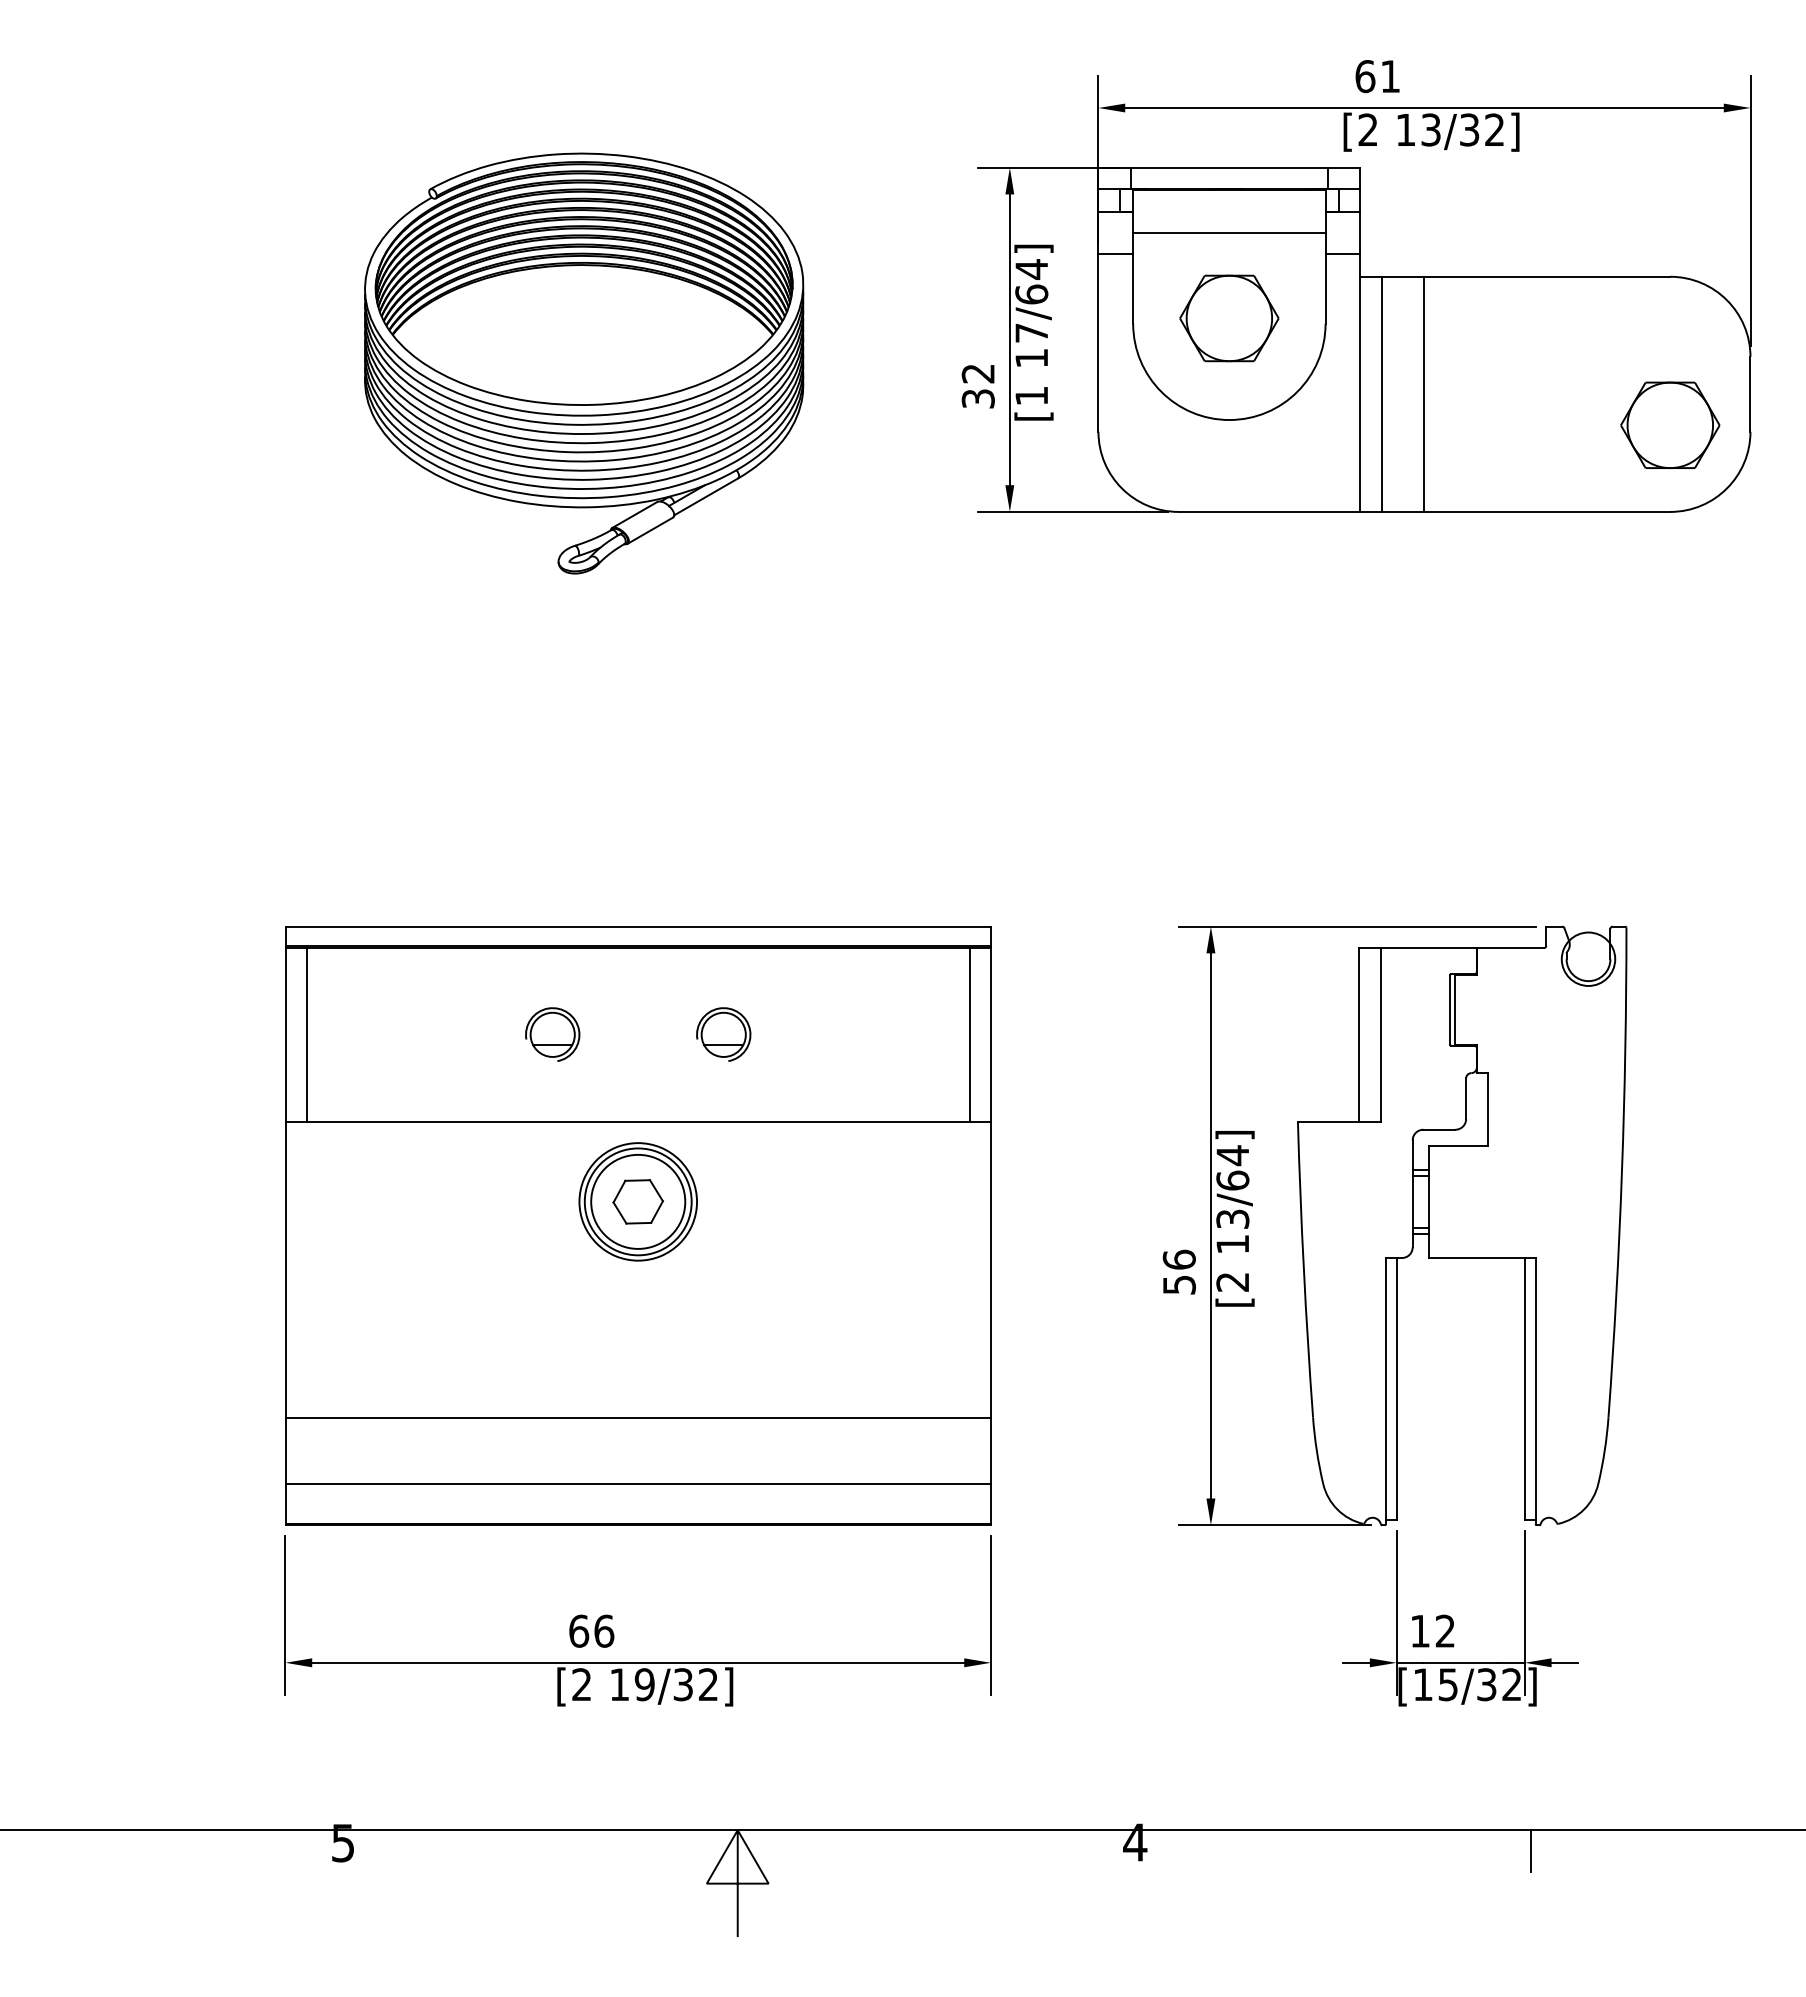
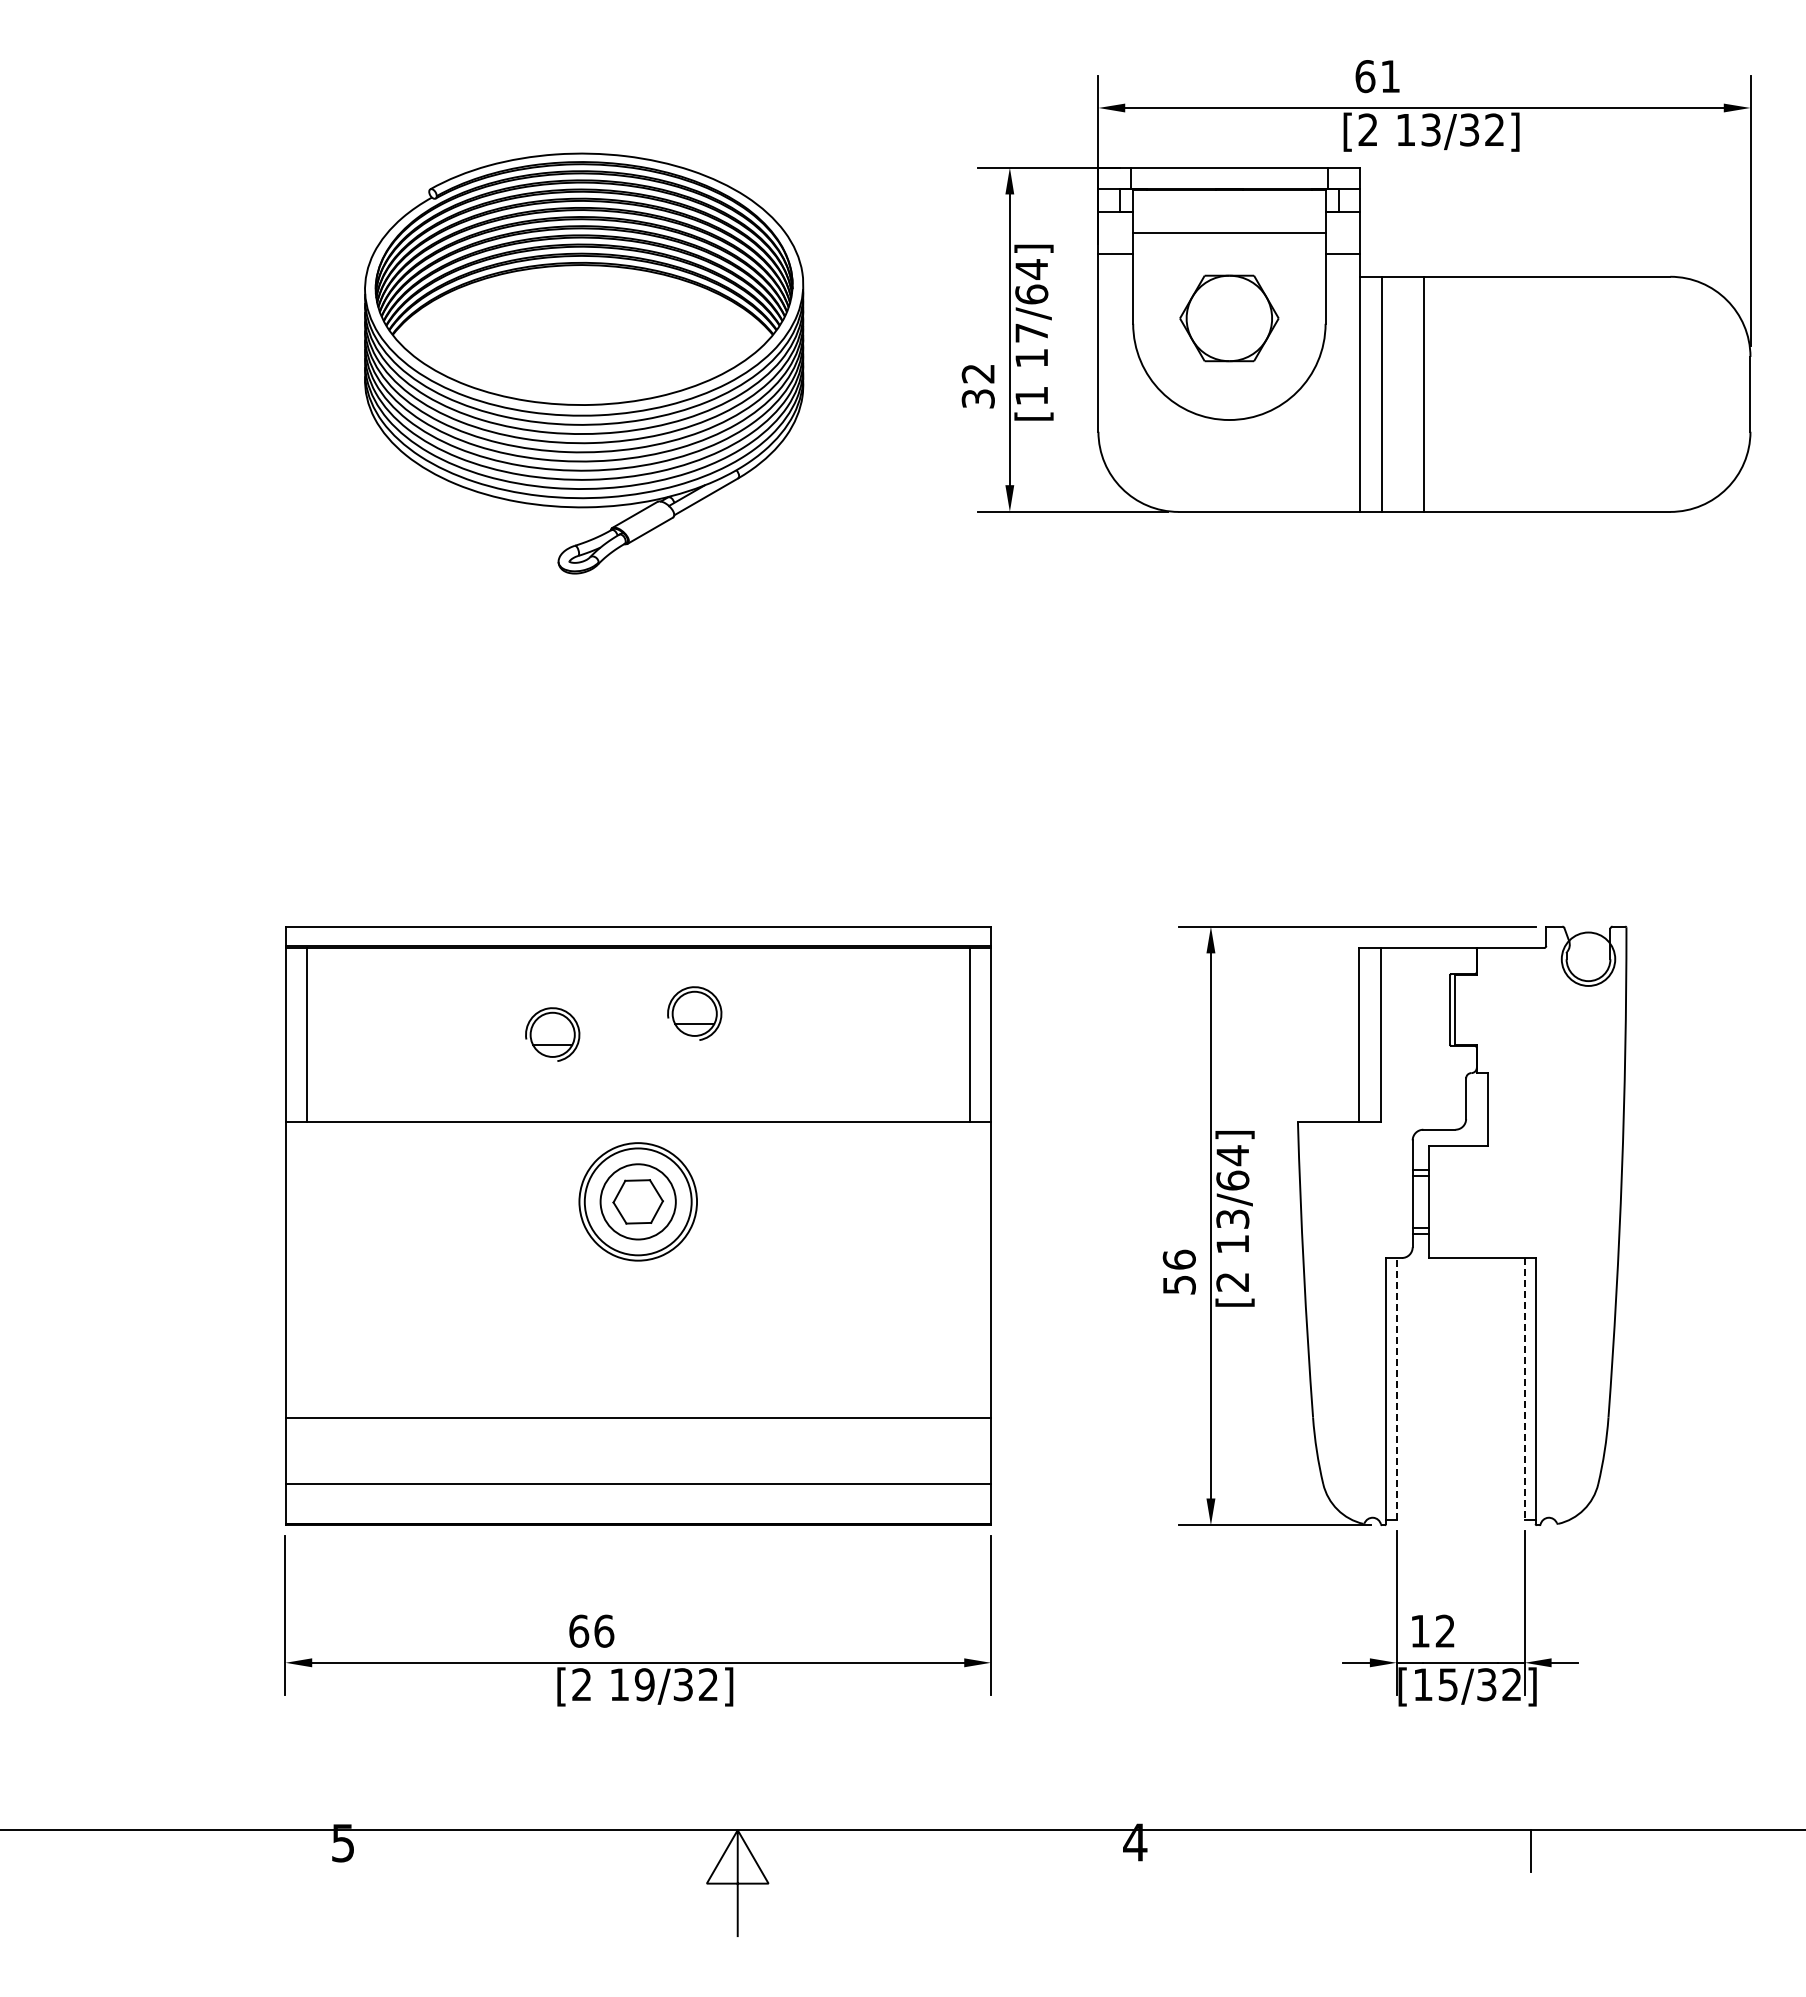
part: present -> none (1670, 425)
part position: (723, 1034) -> (694, 1013) (694, 1013)
circle diameter: 94 px -> 75 px (637, 1201)
line: solid -> dashed (1396, 1388)
line: solid -> dashed (1524, 1388)
